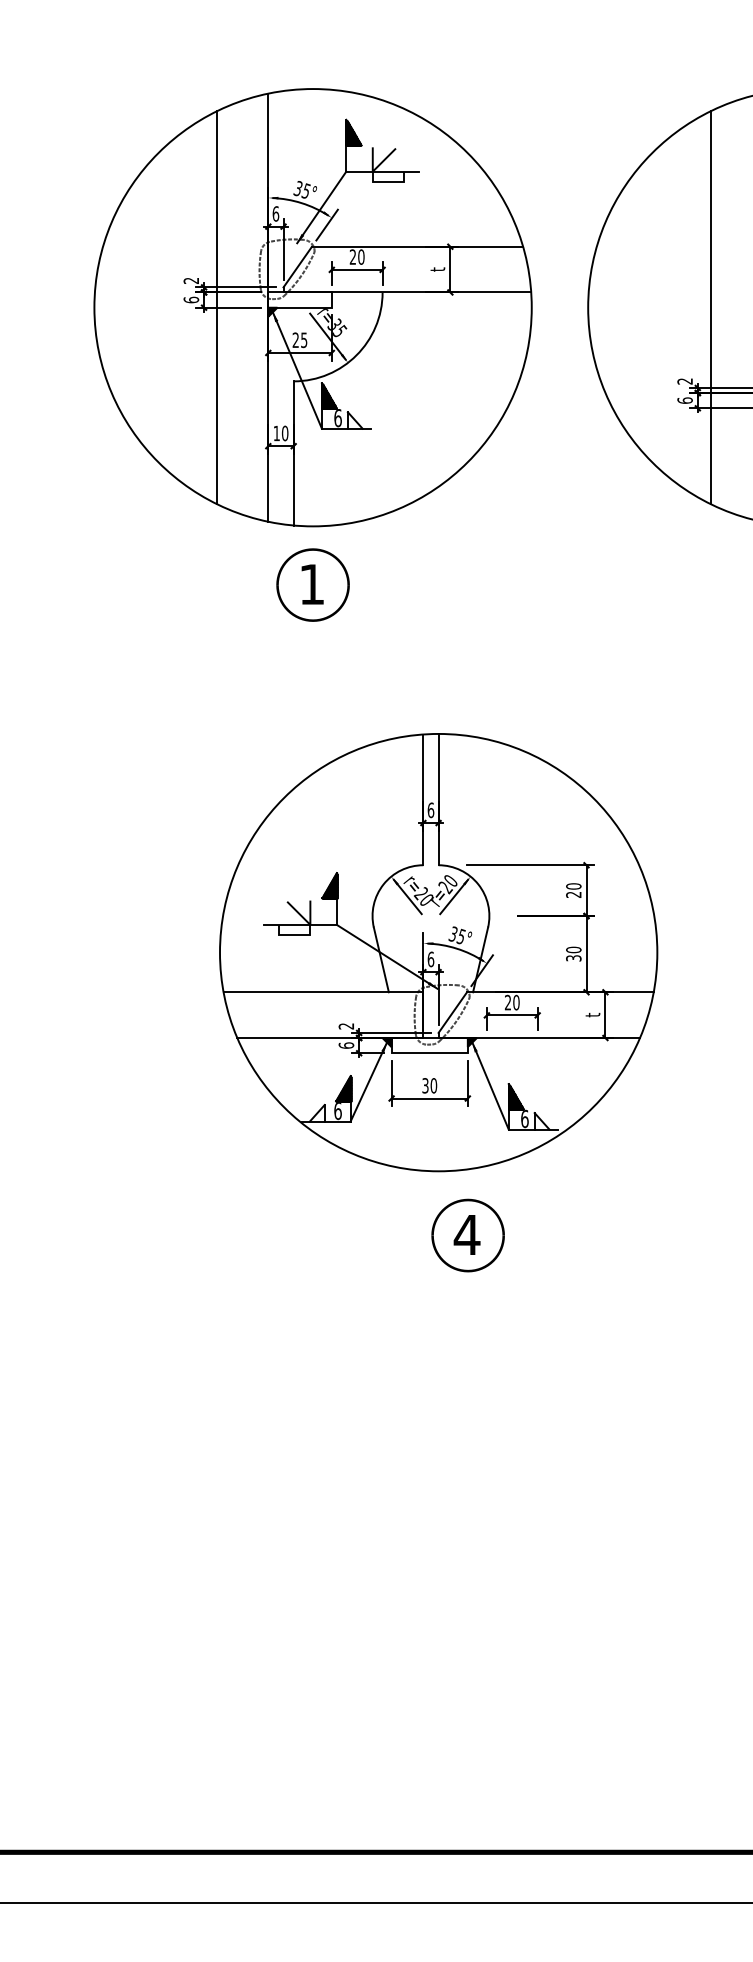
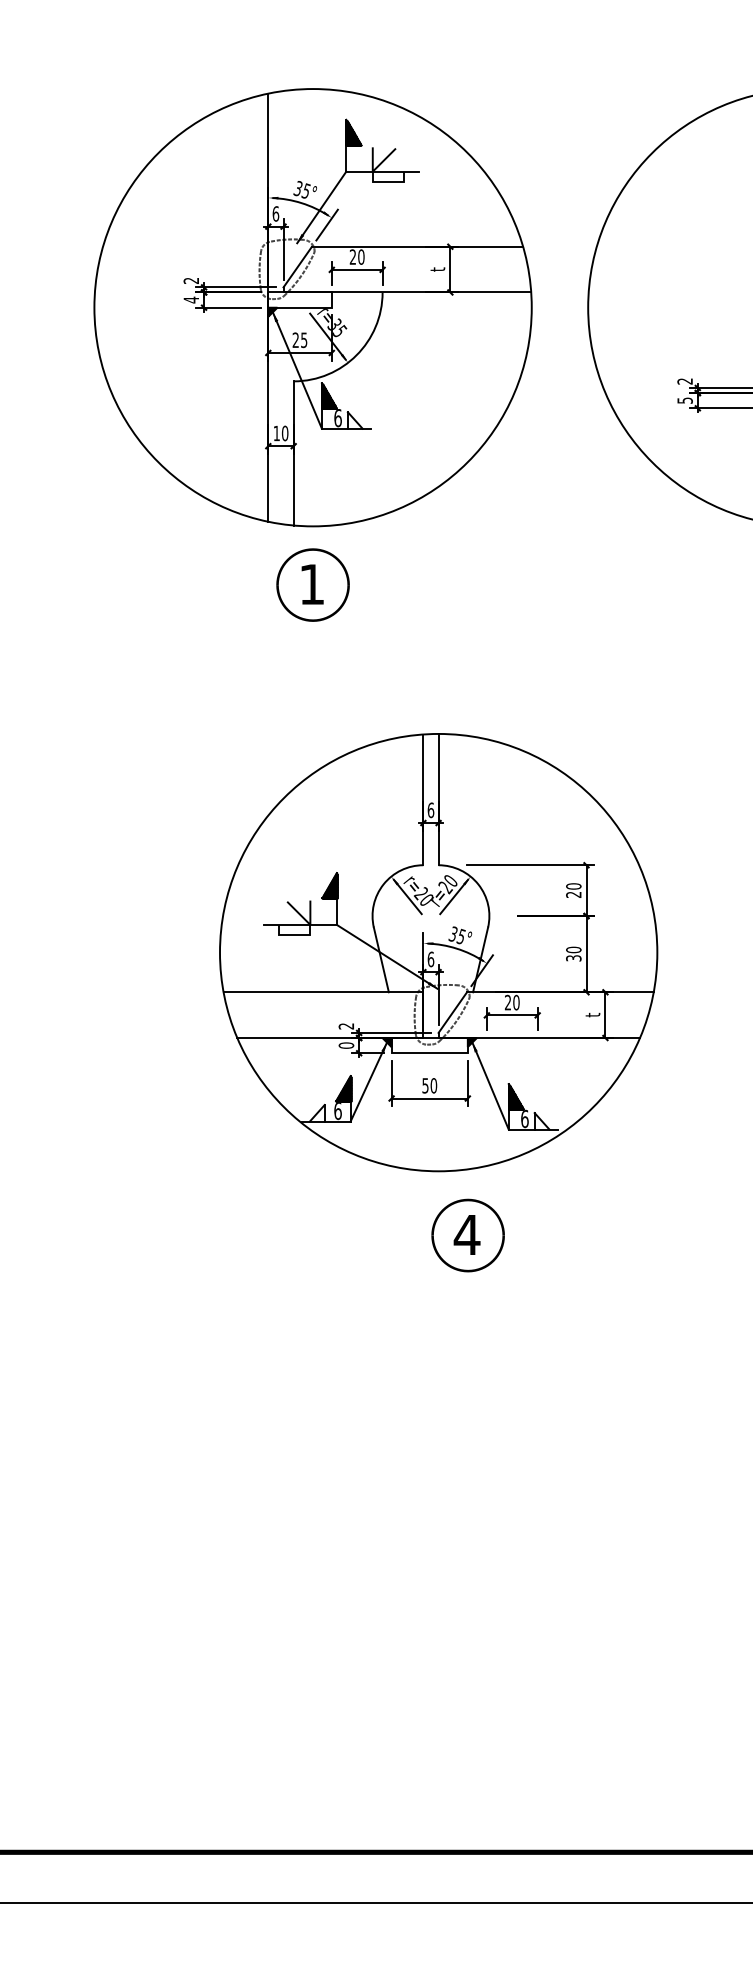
text: 6 -> 4 (191, 299)
line: present -> none (217, 307)
line: present -> none (711, 307)
text: 6 -> 5 (684, 400)
text: 6 -> 0 (345, 1045)
text: 30 -> 50 (425, 1085)
